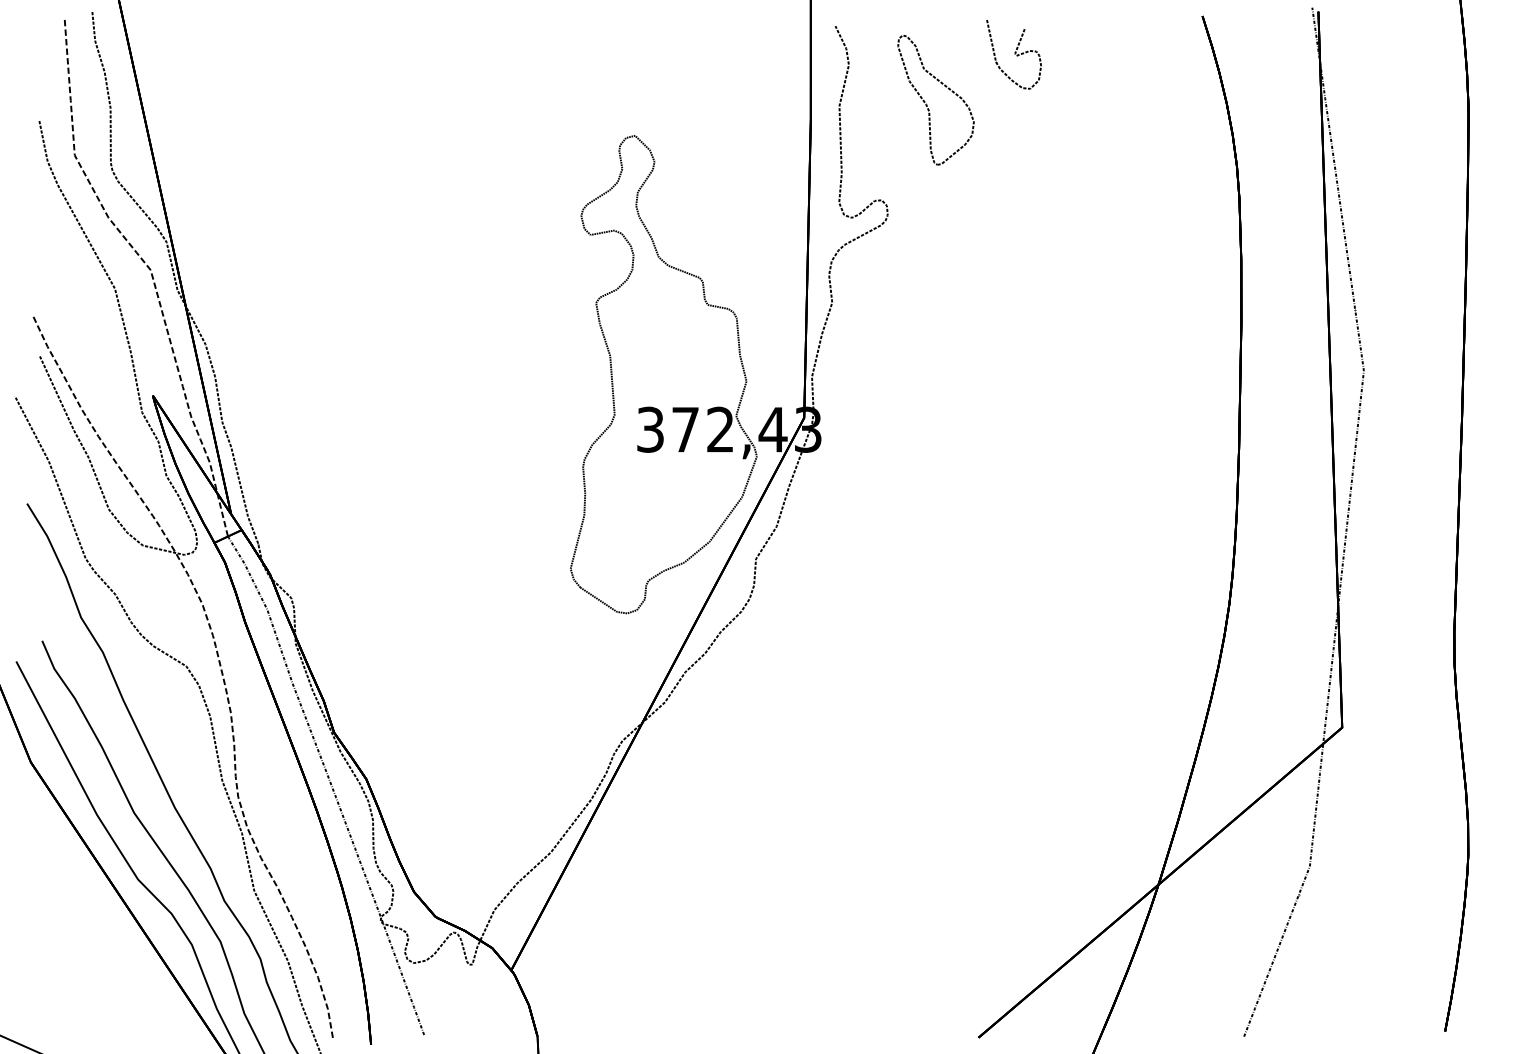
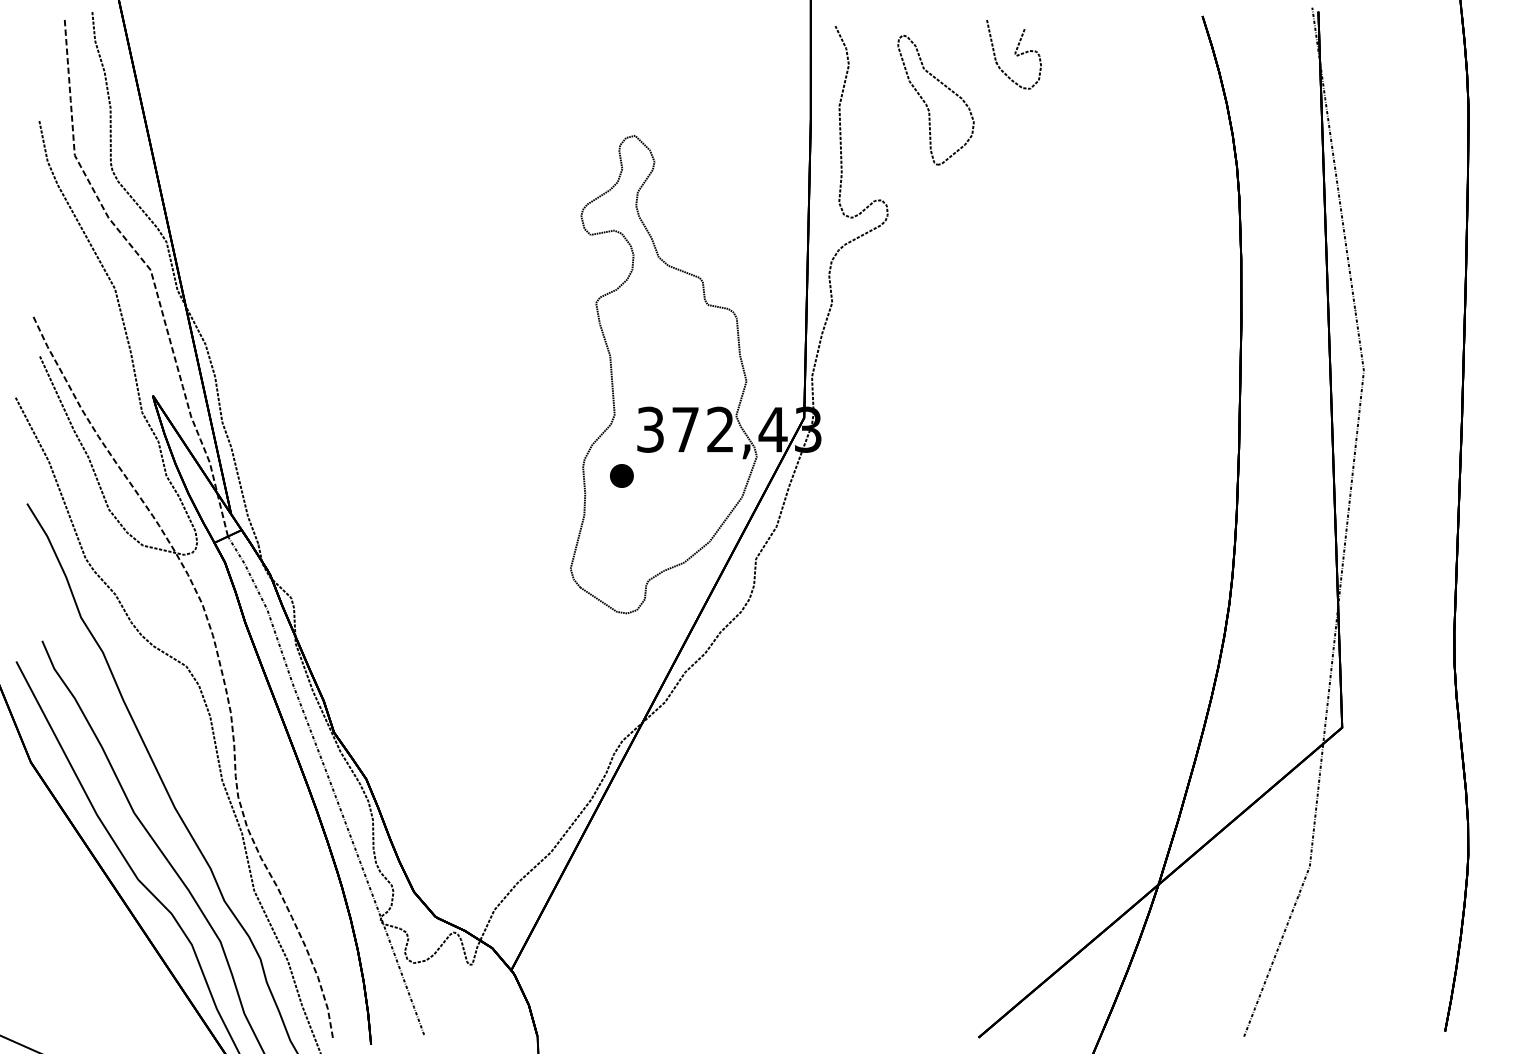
part: none -> present (621, 475)
